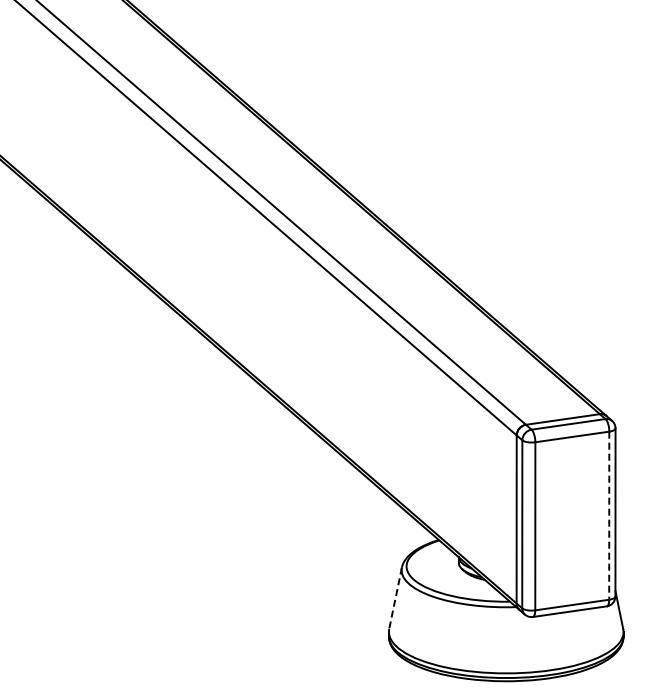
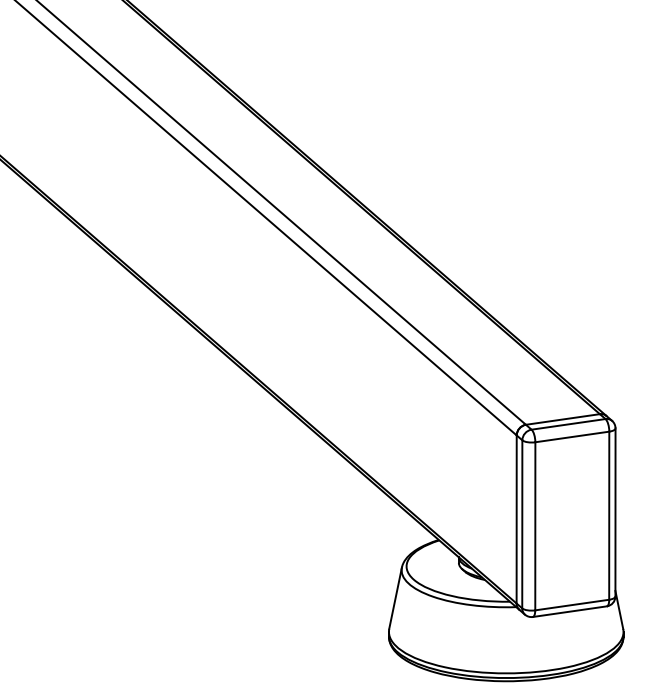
line: dashed -> solid (609, 516)
line: dashed -> solid (395, 598)
